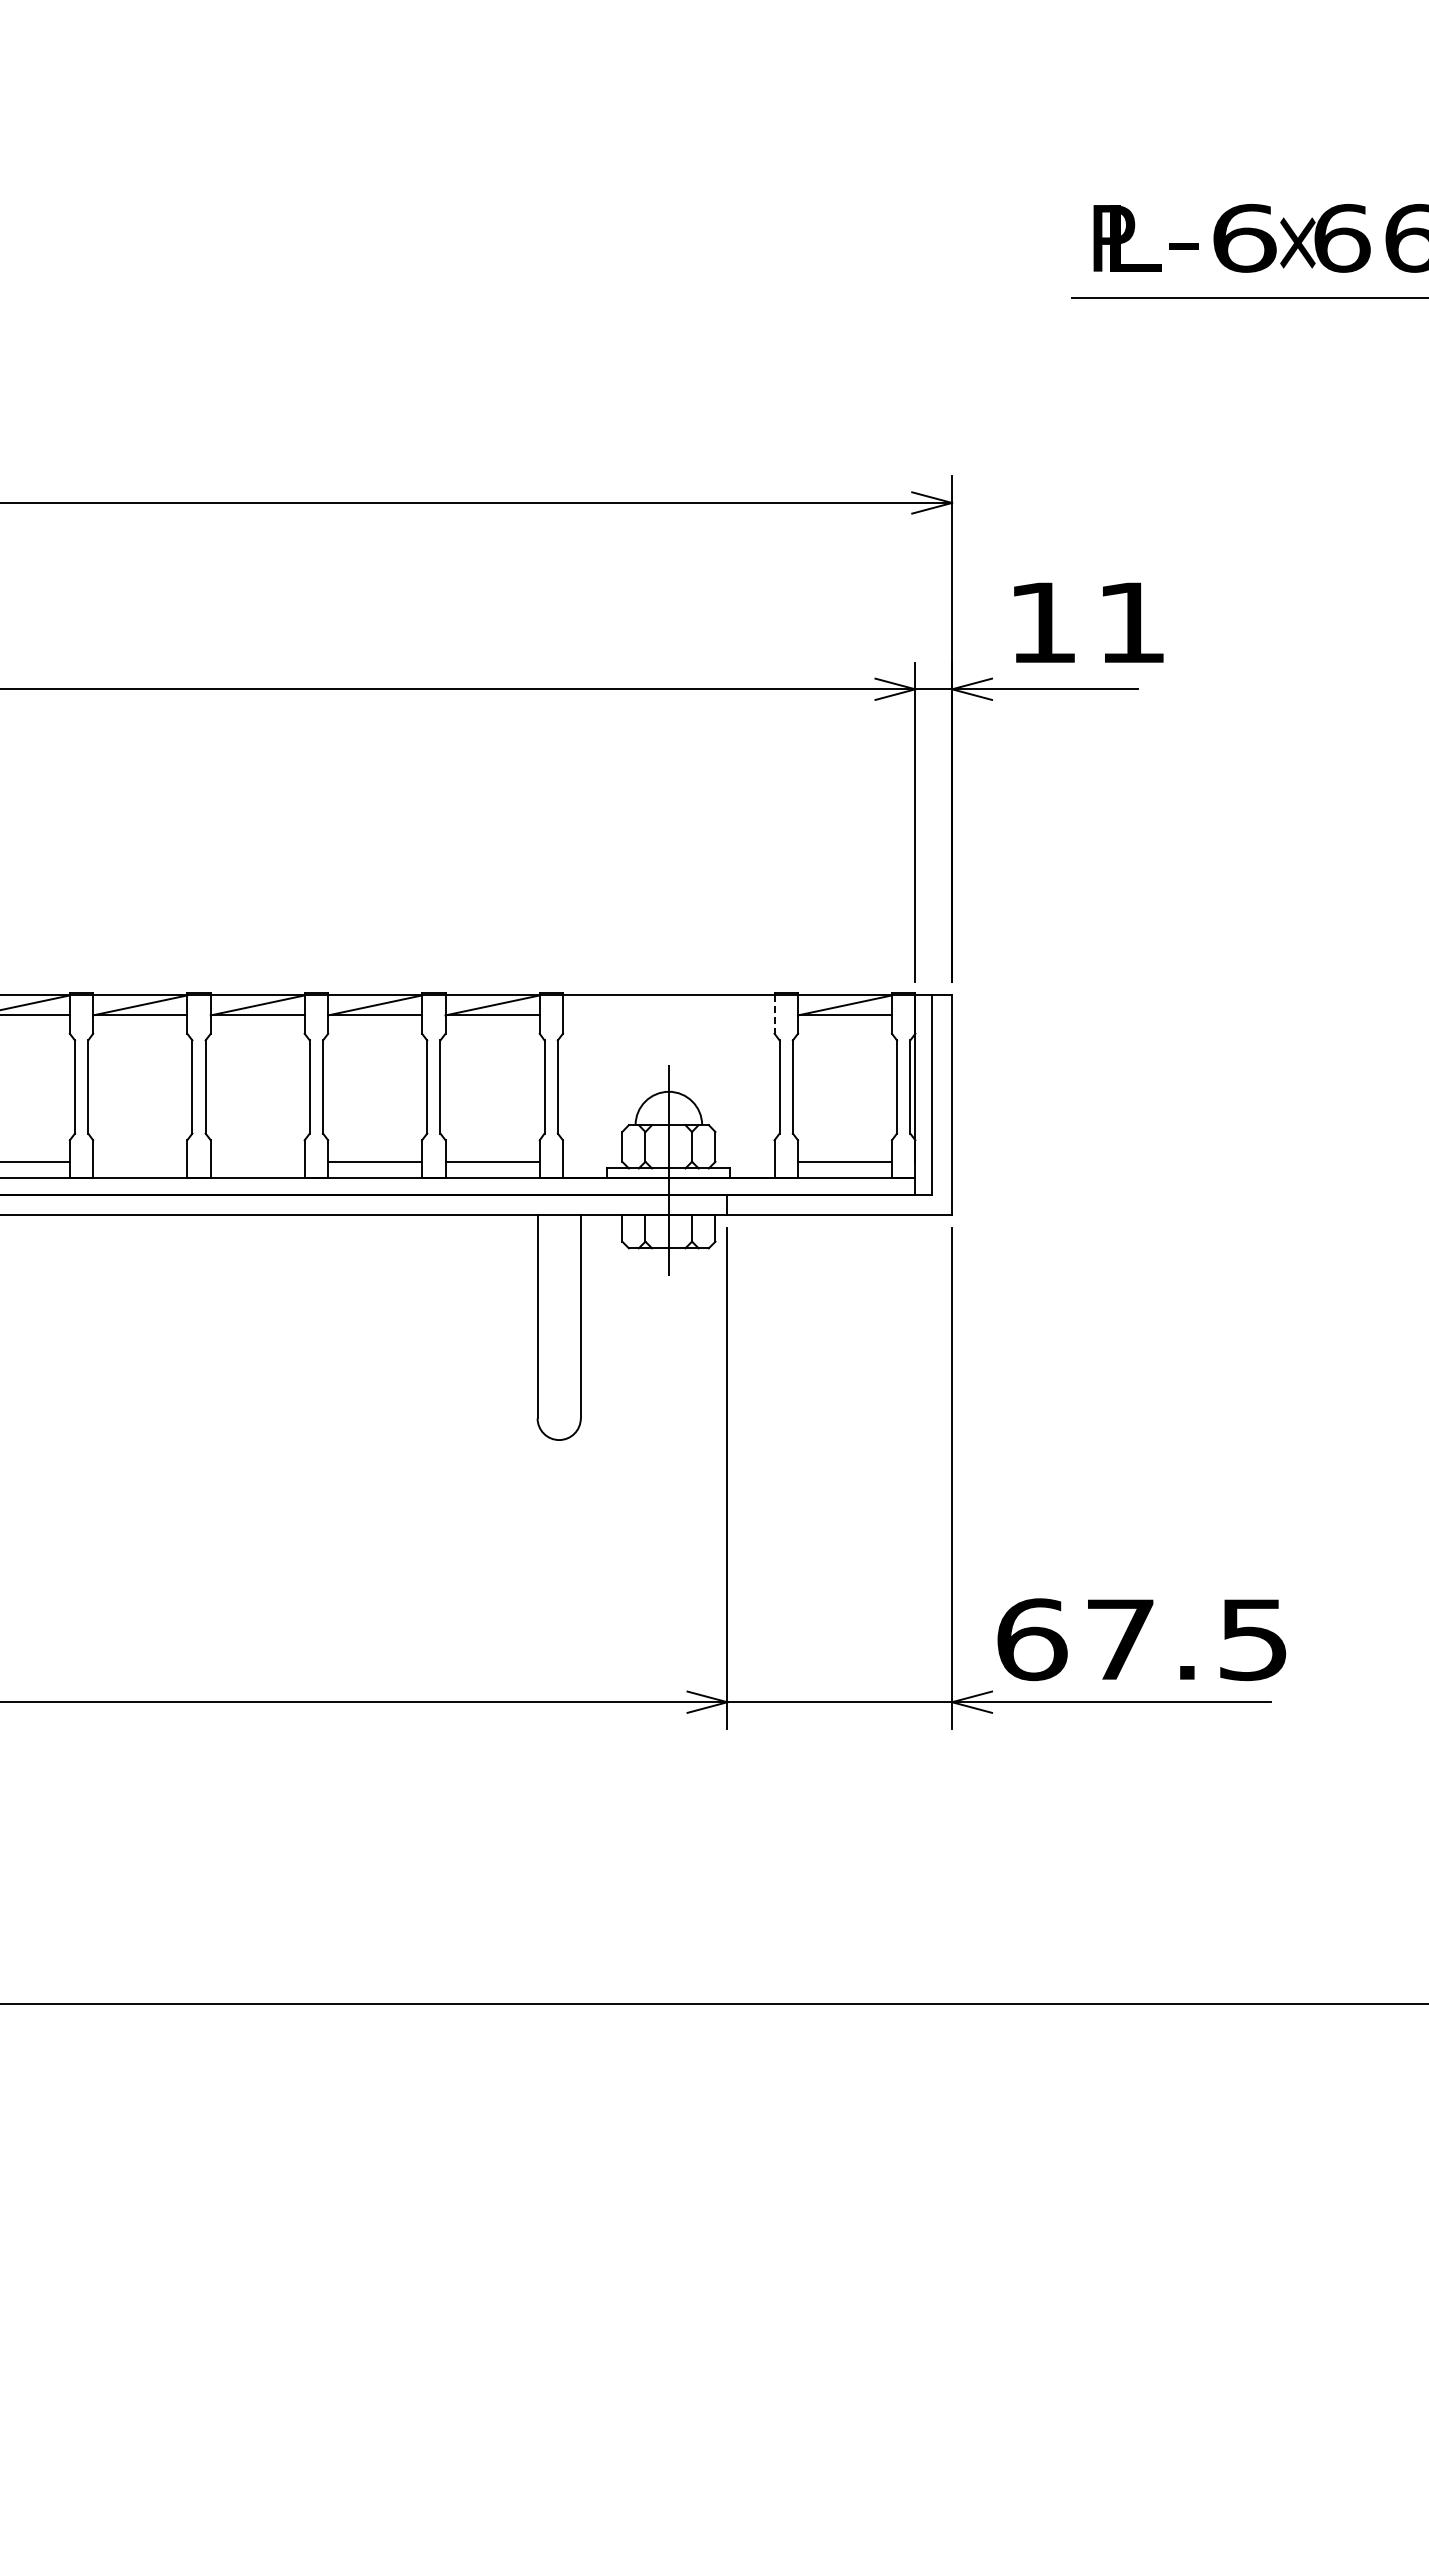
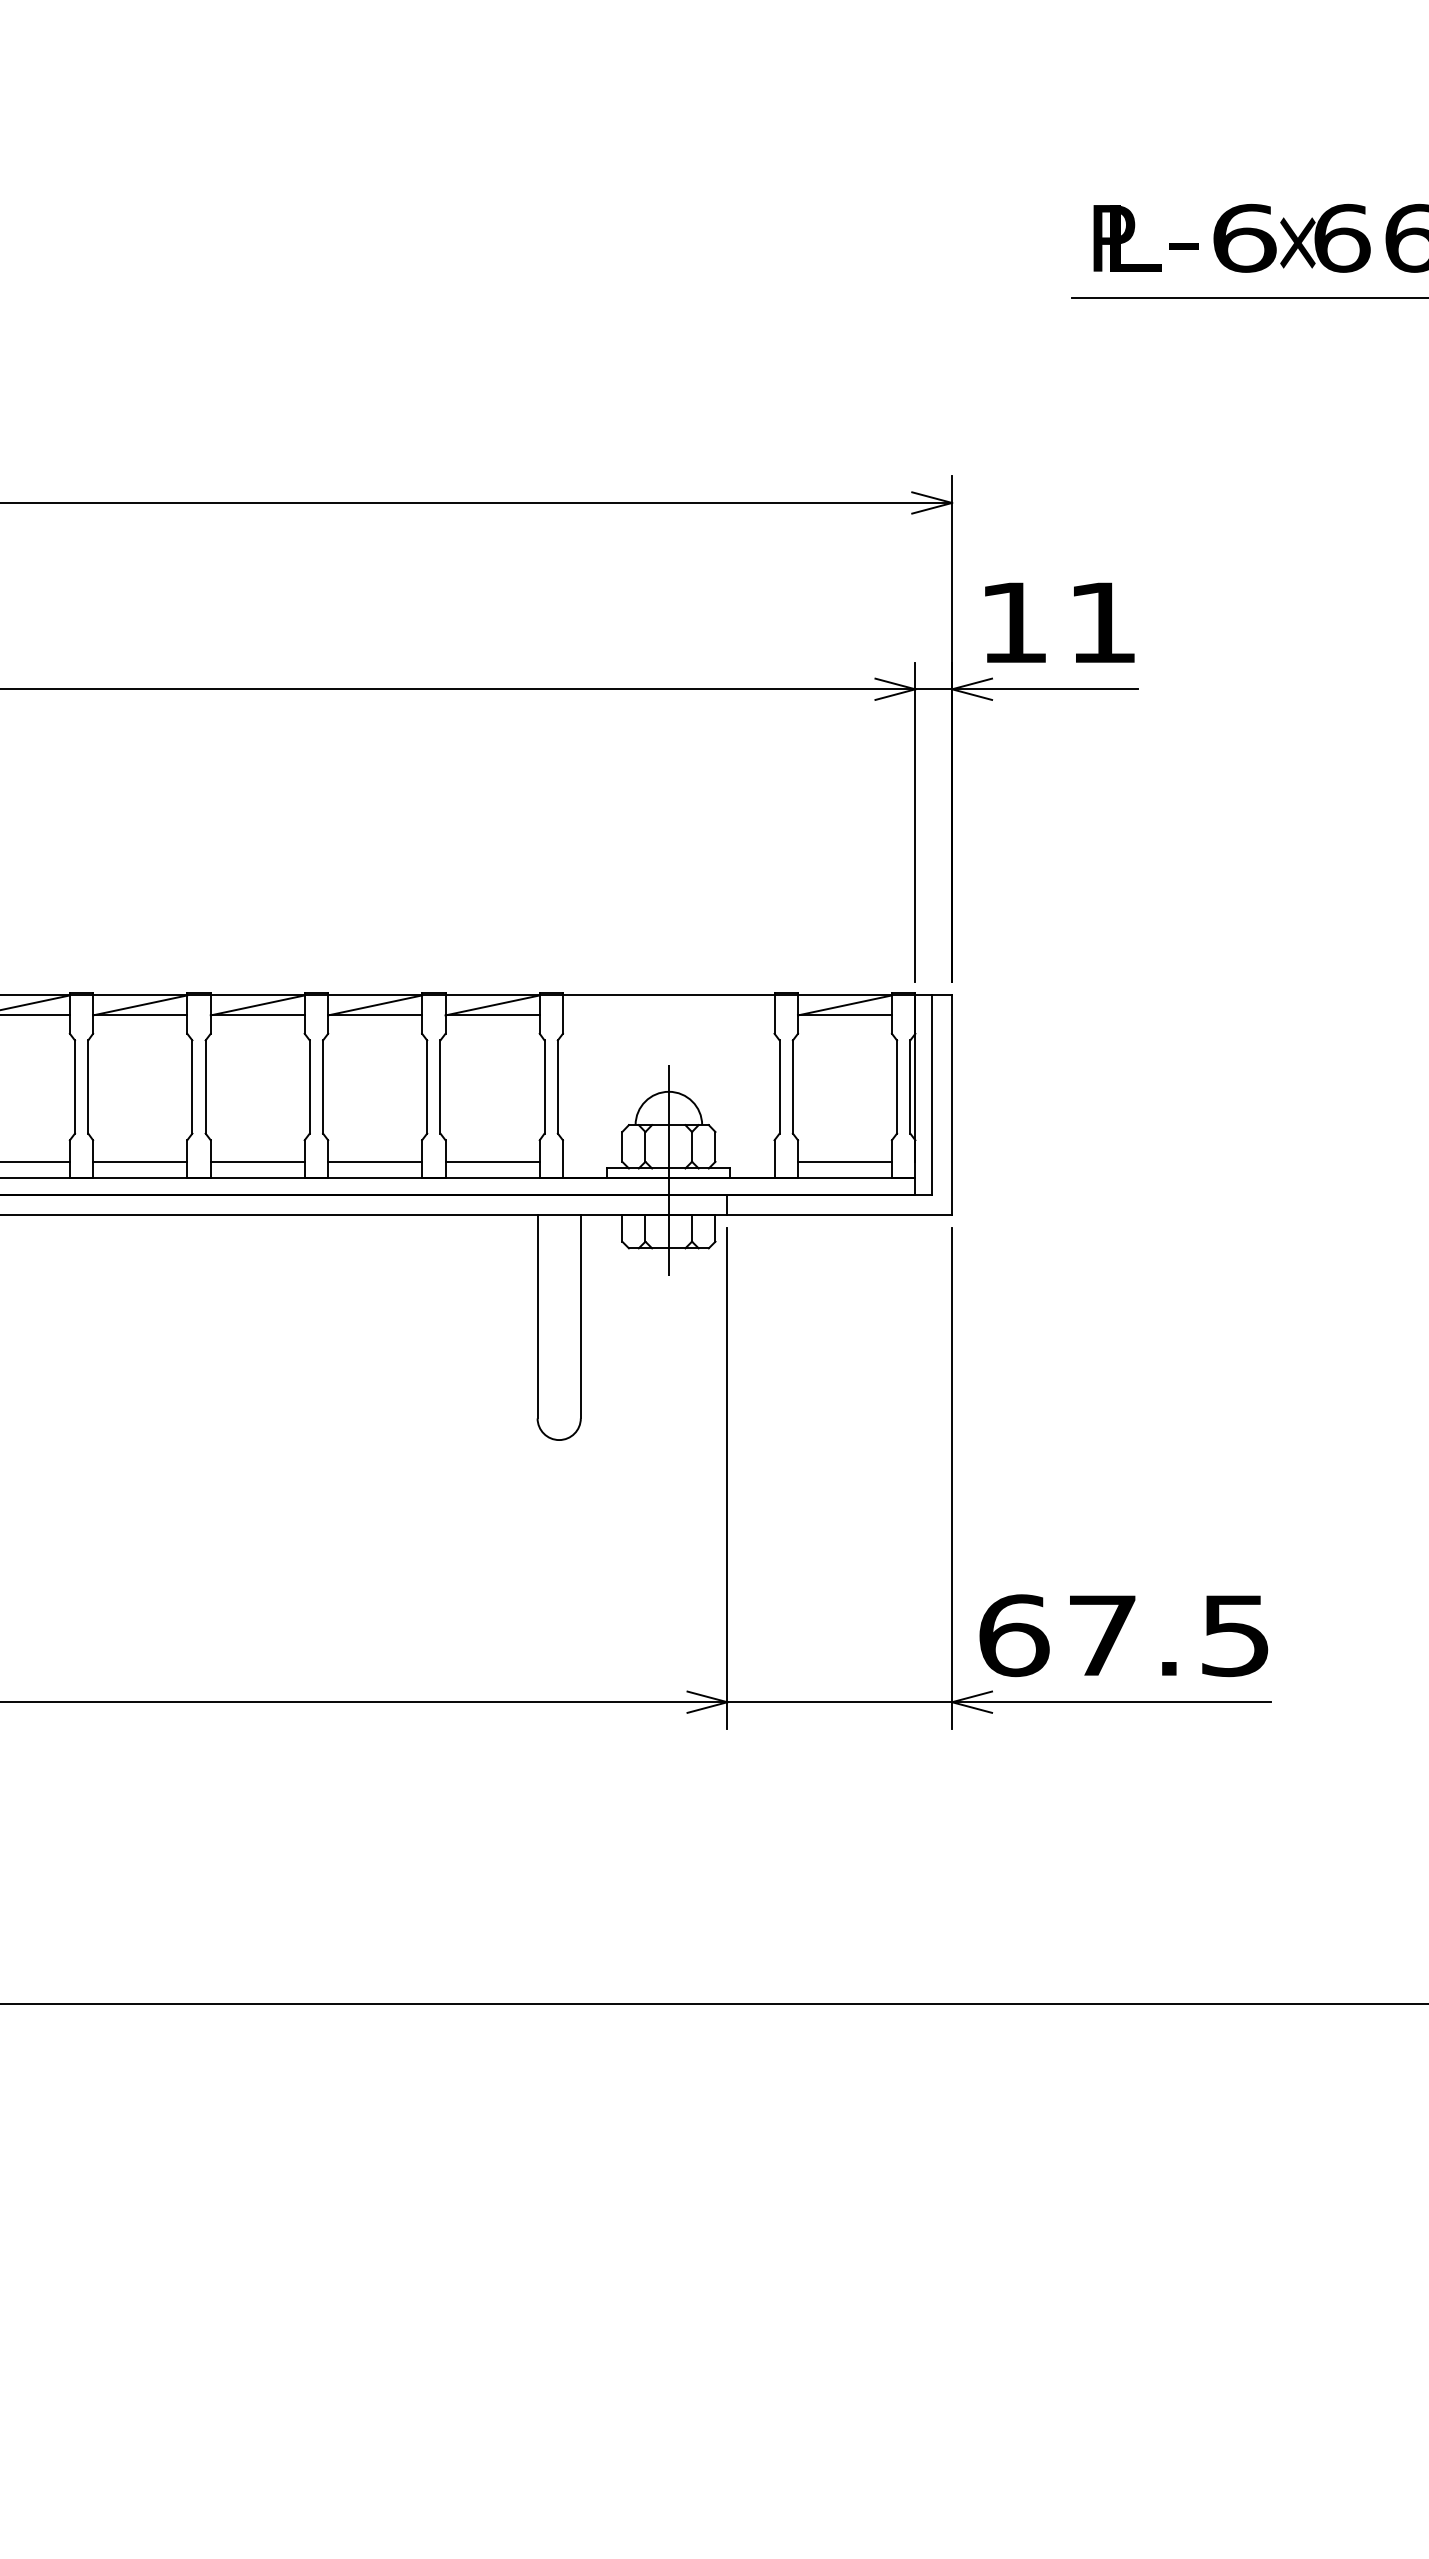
text position: (1088, 622) -> (1059, 622) (1059, 622)
line: dashed -> solid (774, 1015)
line: none -> present (140, 1161)
line: none -> present (257, 1161)
text position: (1141, 1639) -> (1123, 1635) (1123, 1635)
